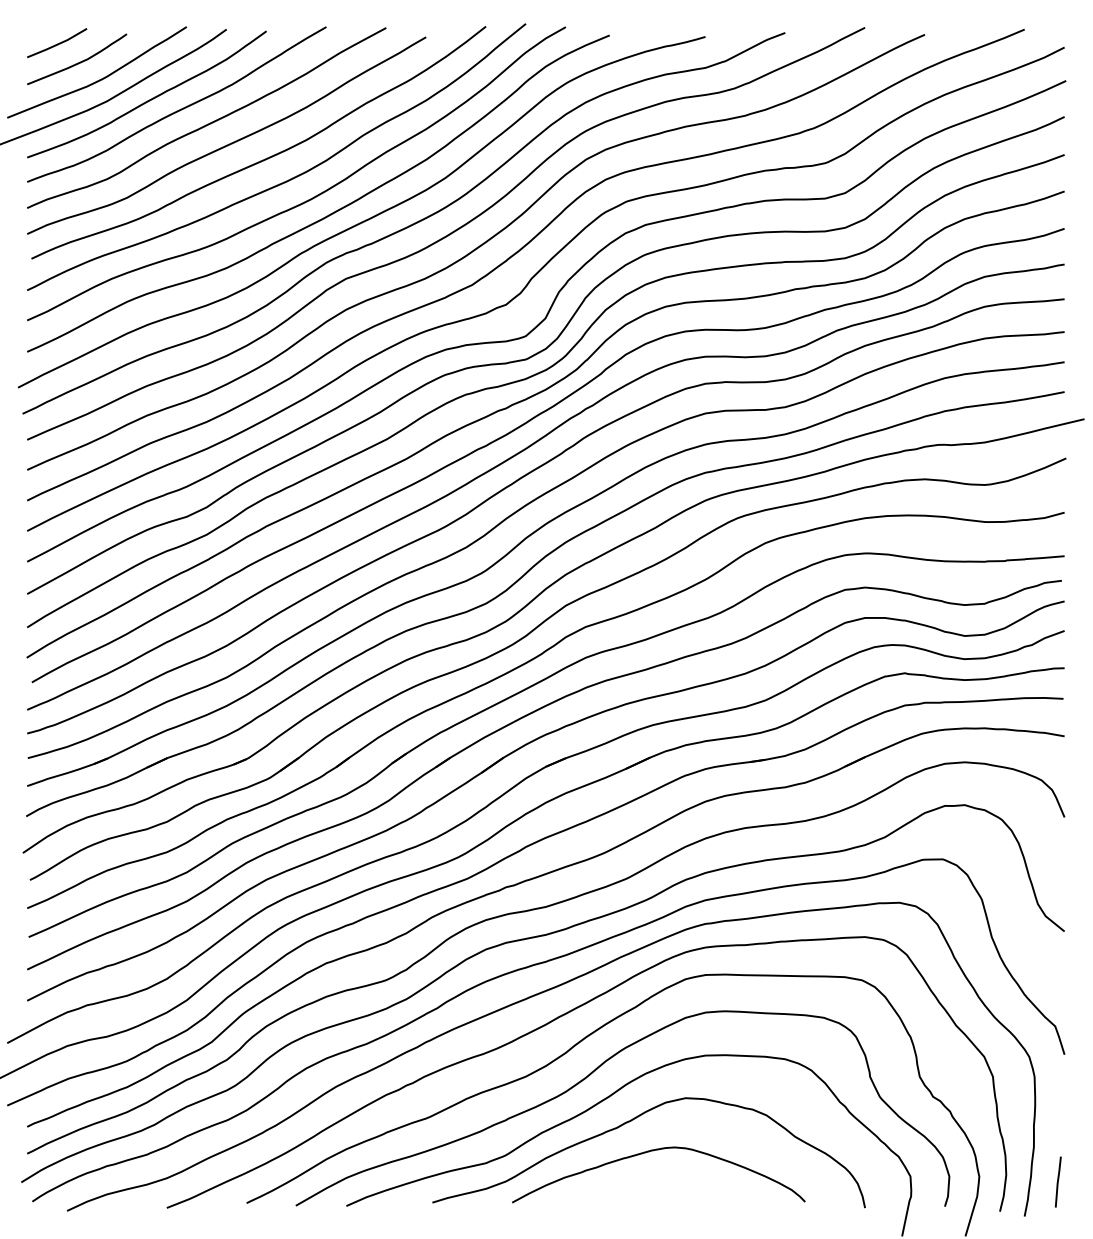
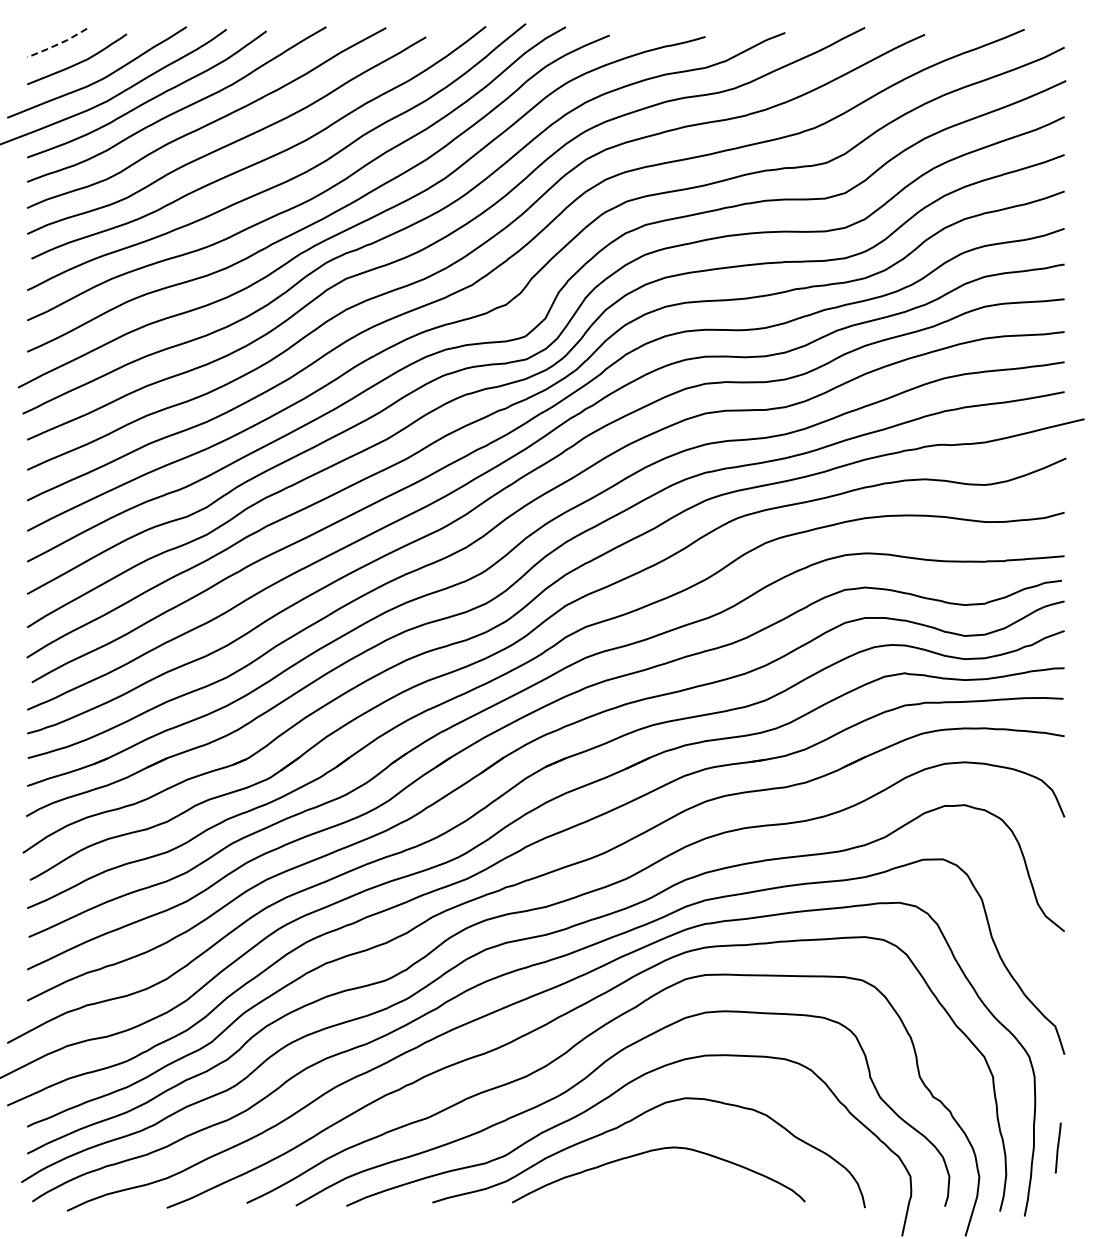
line: solid -> dashed (57, 44)
line position: (1057, 1181) -> (1057, 1147) (1057, 1147)
